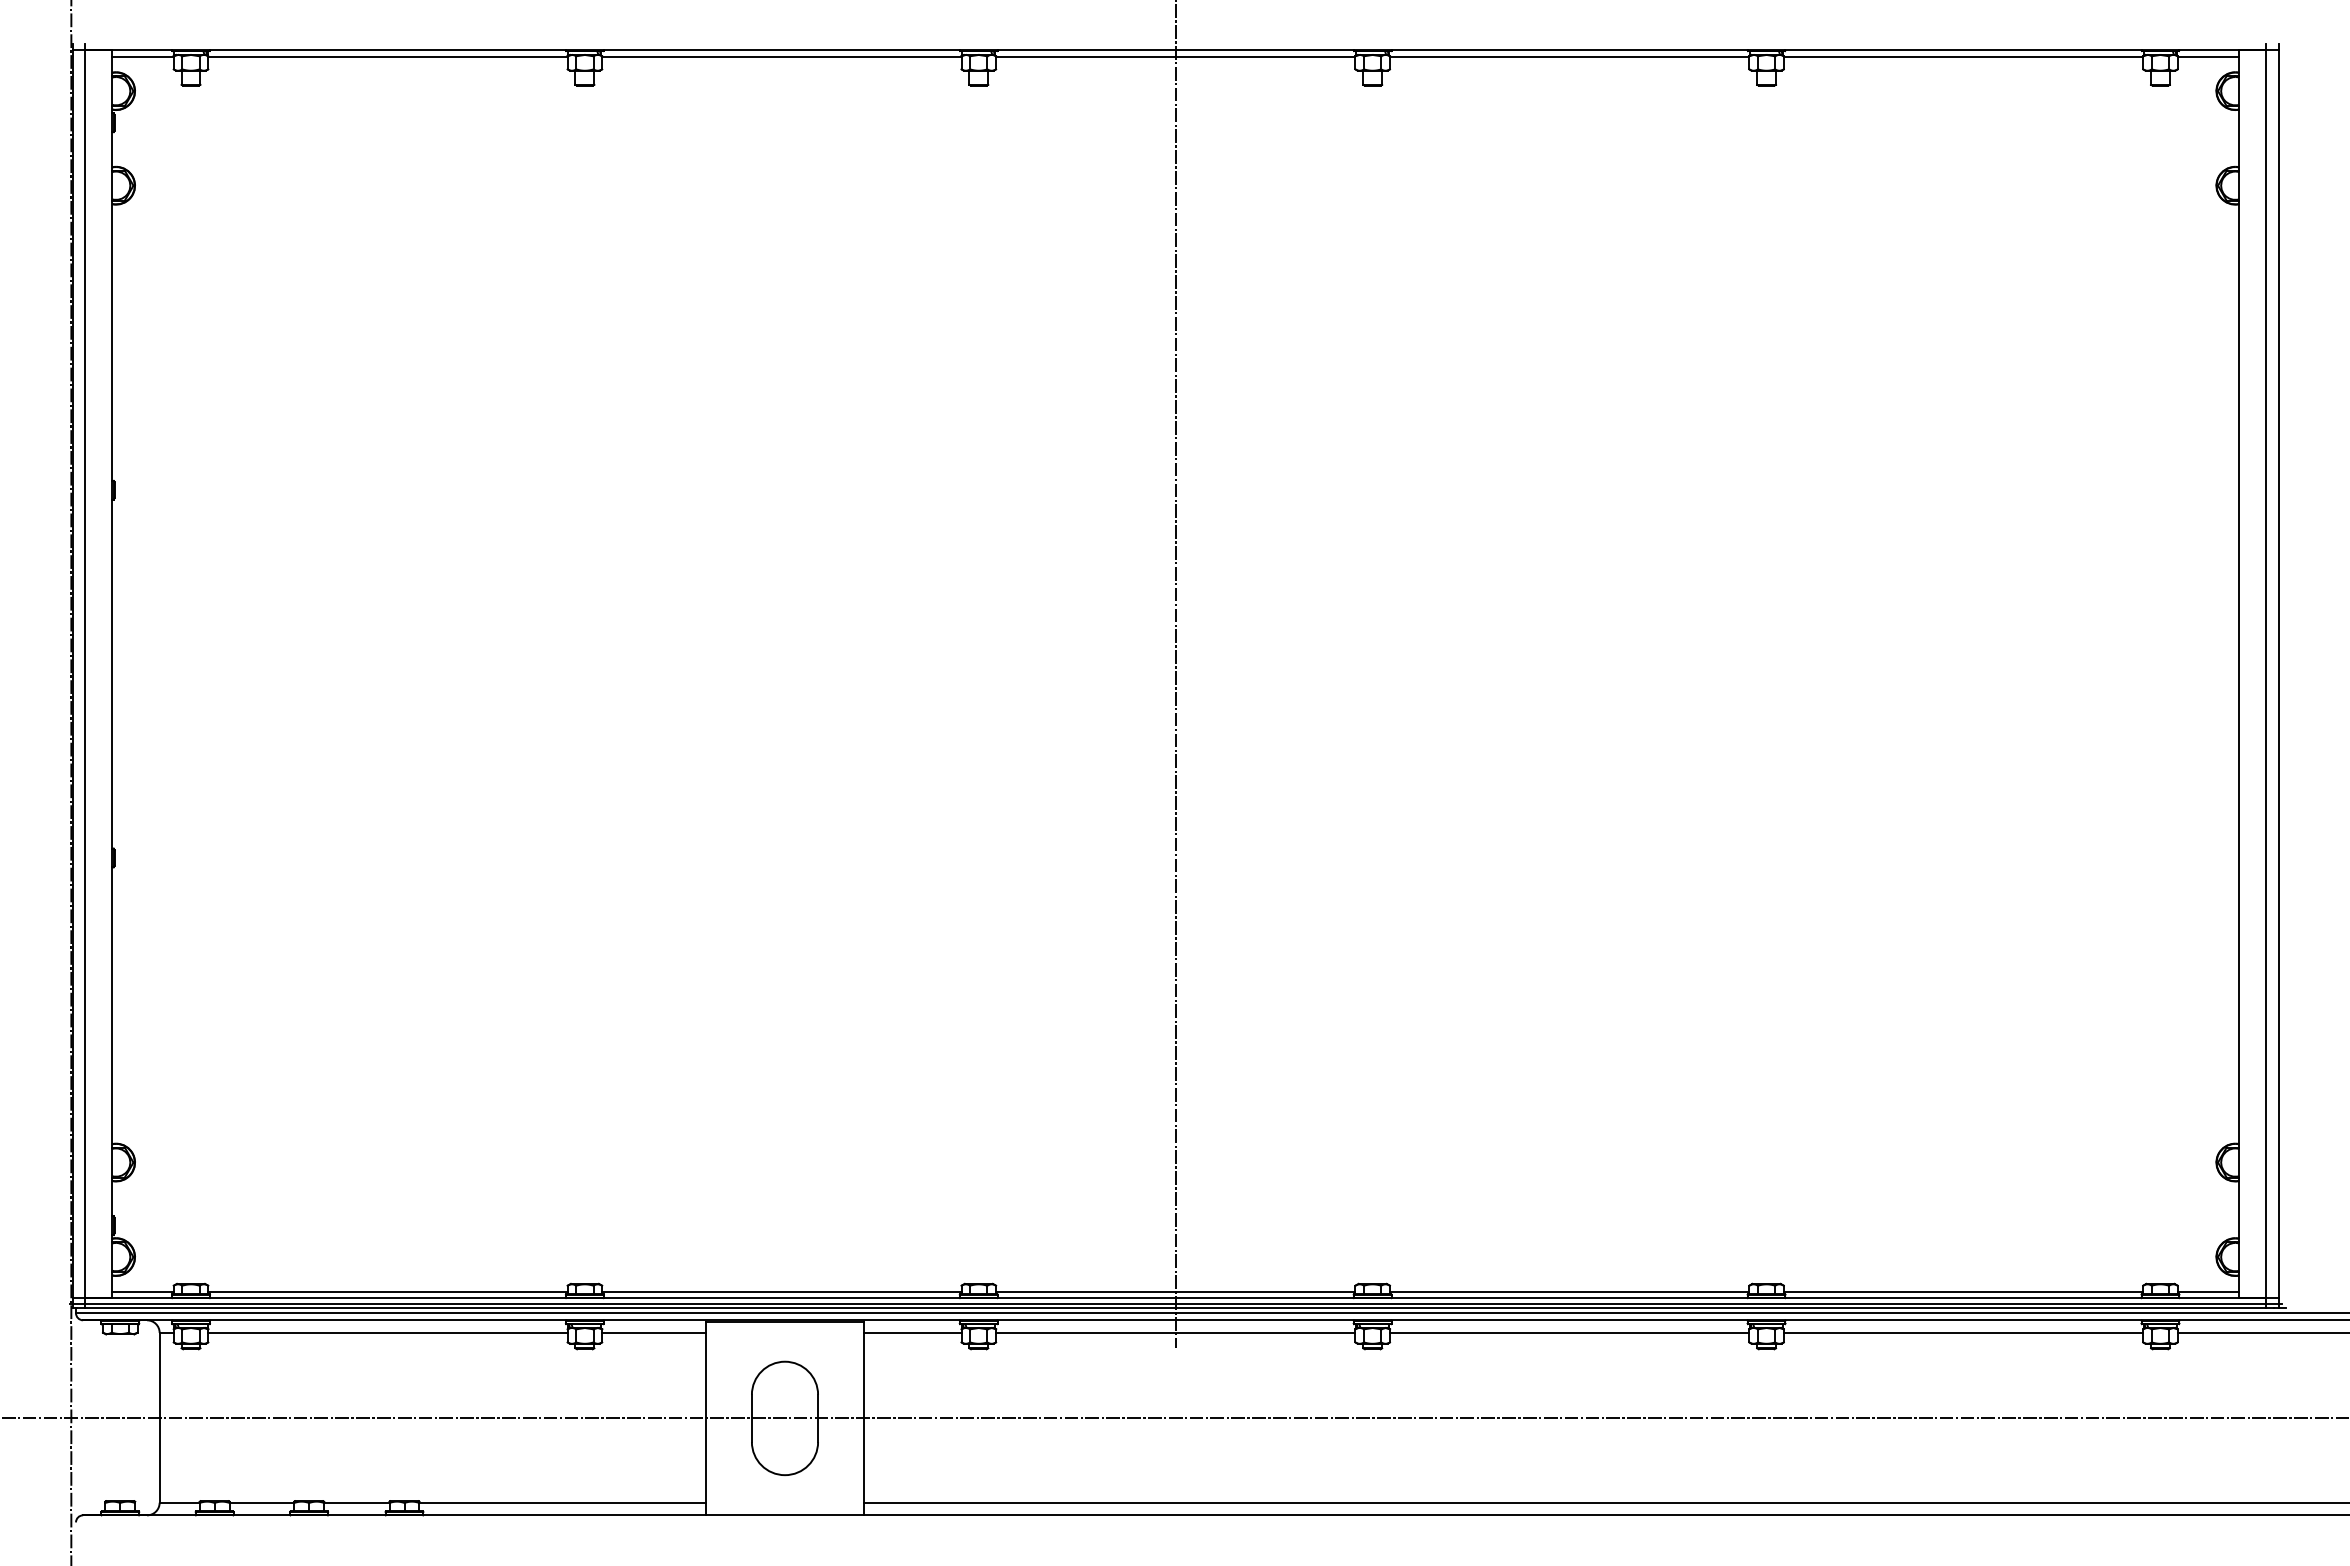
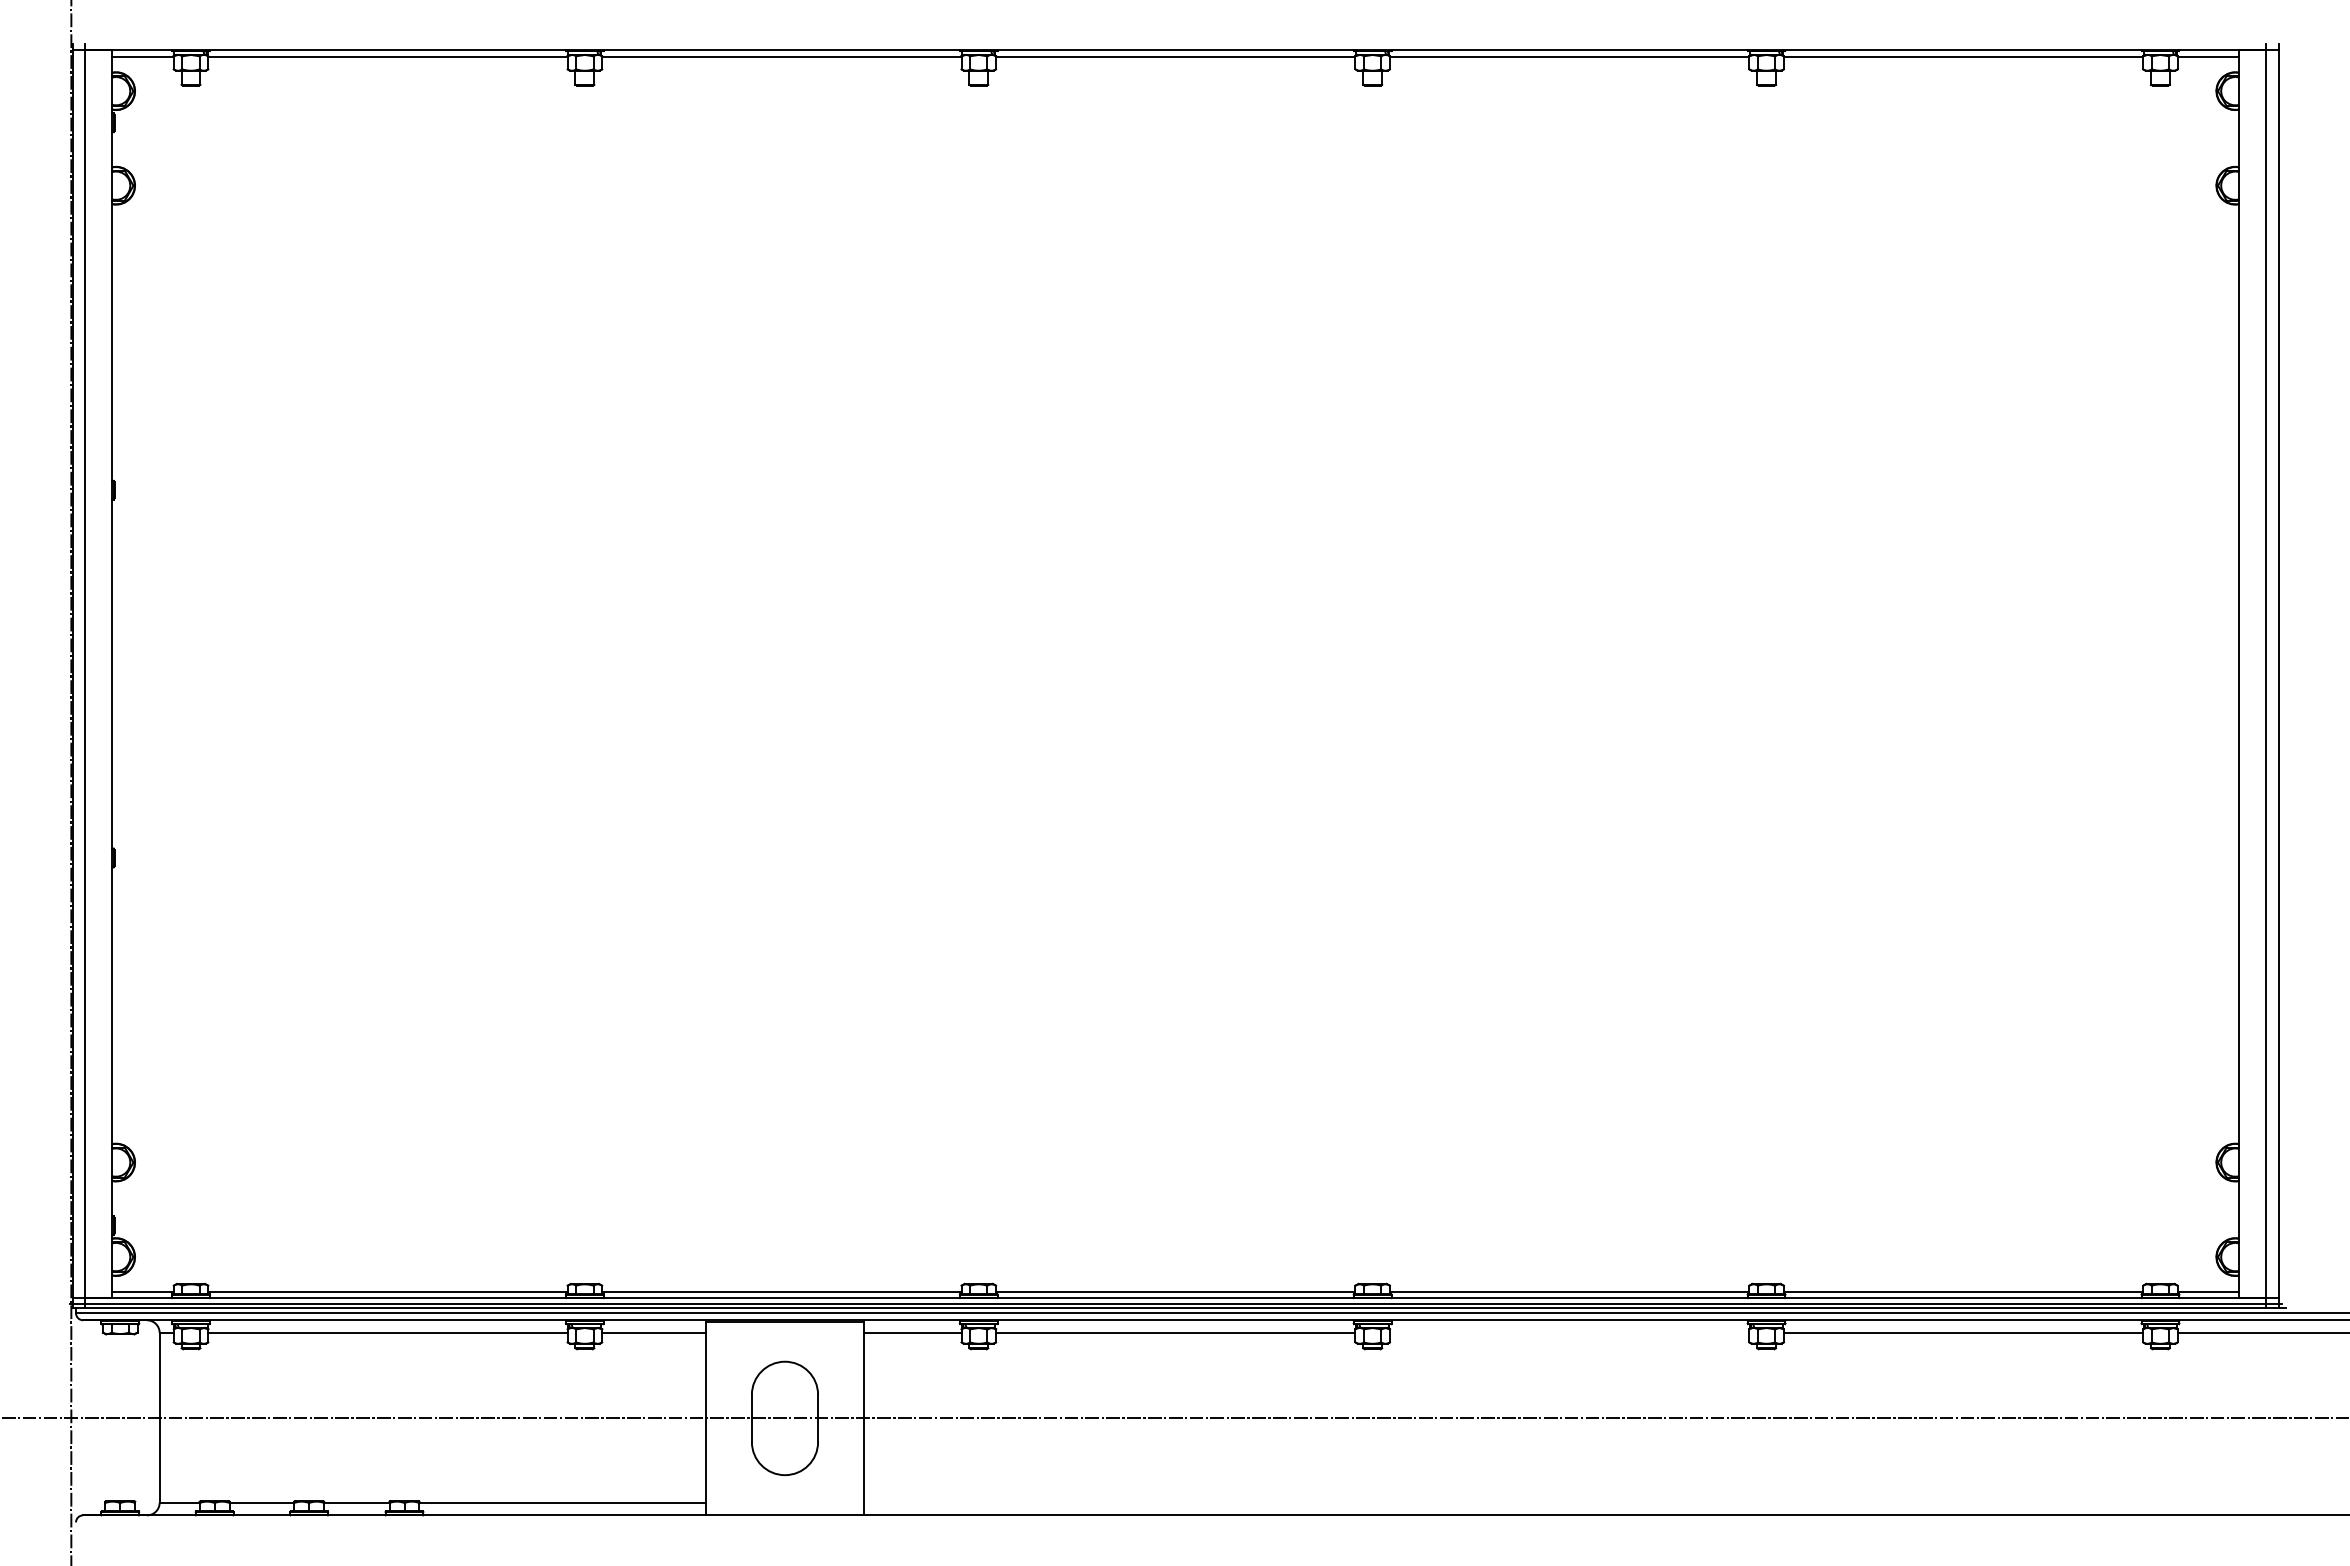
line: present -> none (1175, 675)
line: present -> none (1569, 1332)
line: present -> none (1604, 1502)
